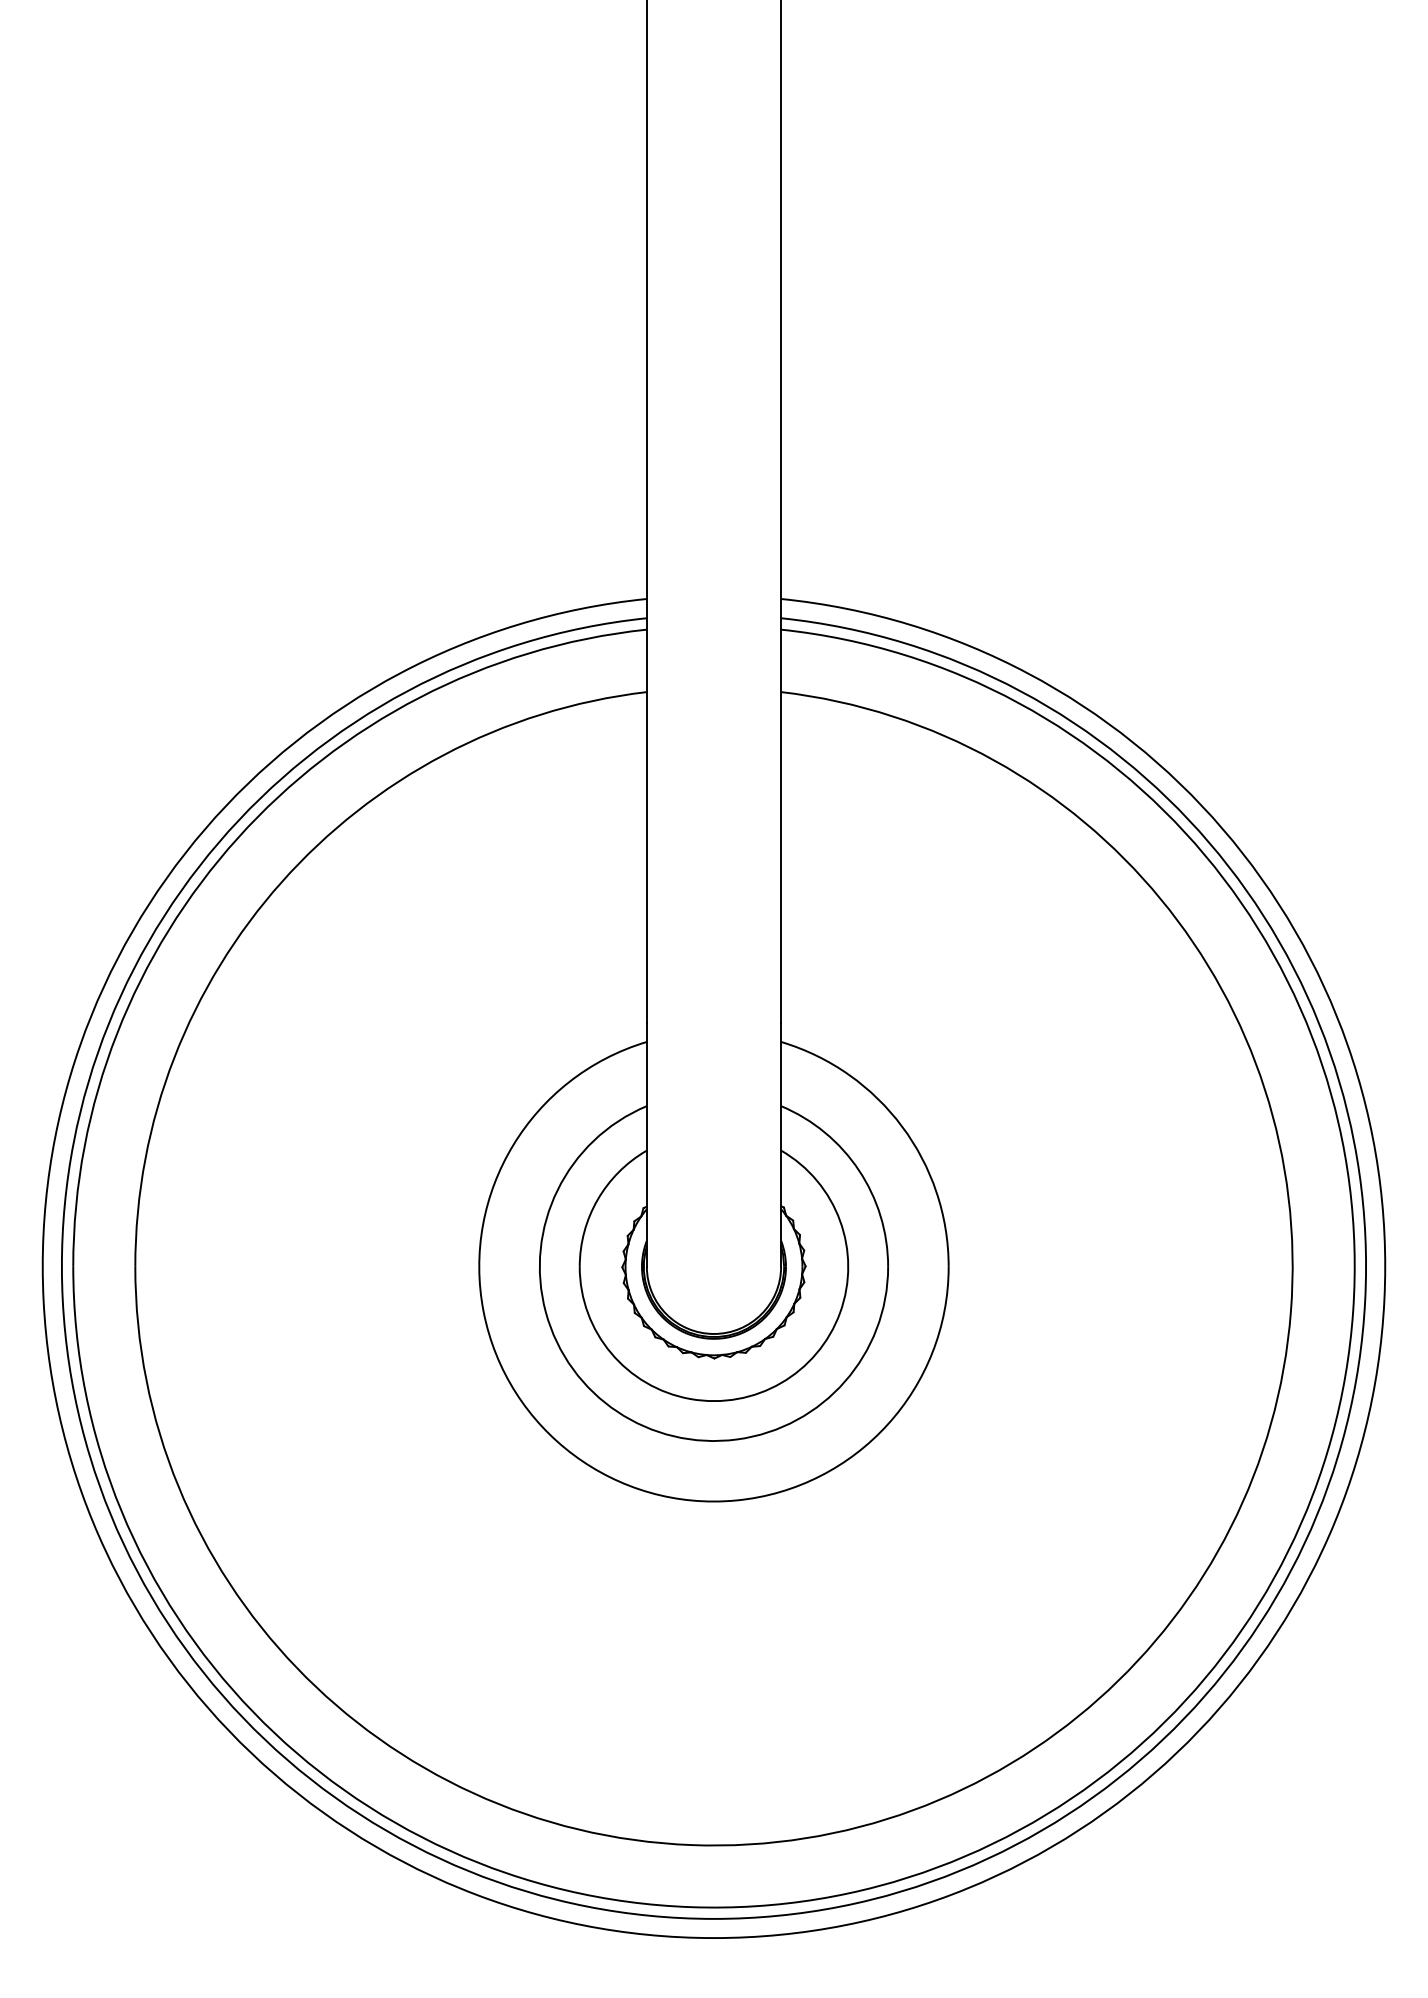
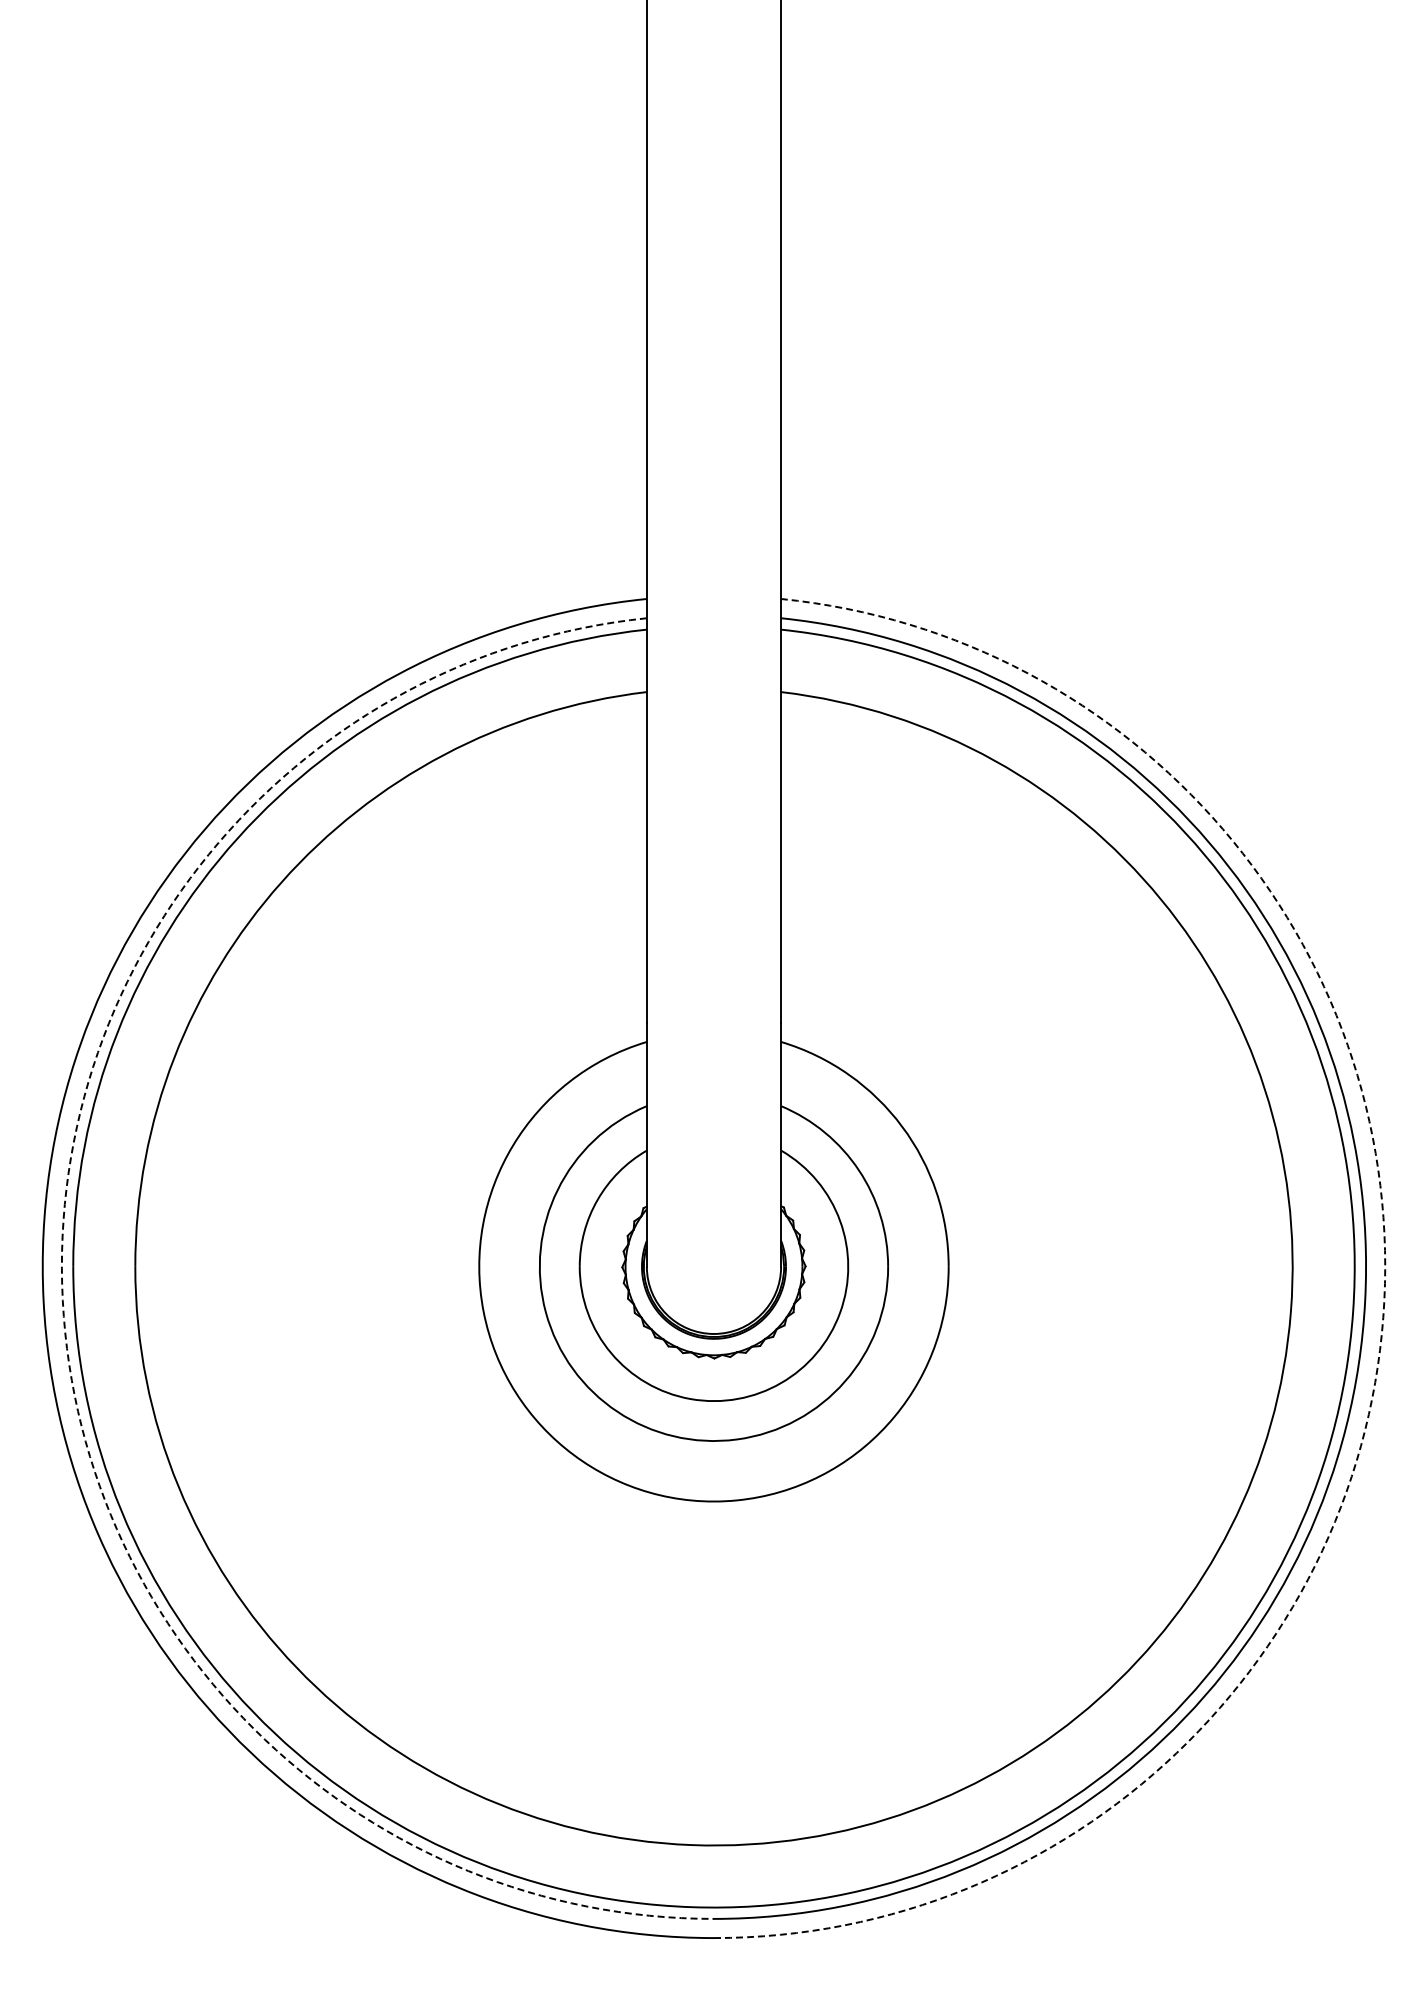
arc: solid -> dashed (62, 1300)
arc: solid -> dashed (1384, 1300)
